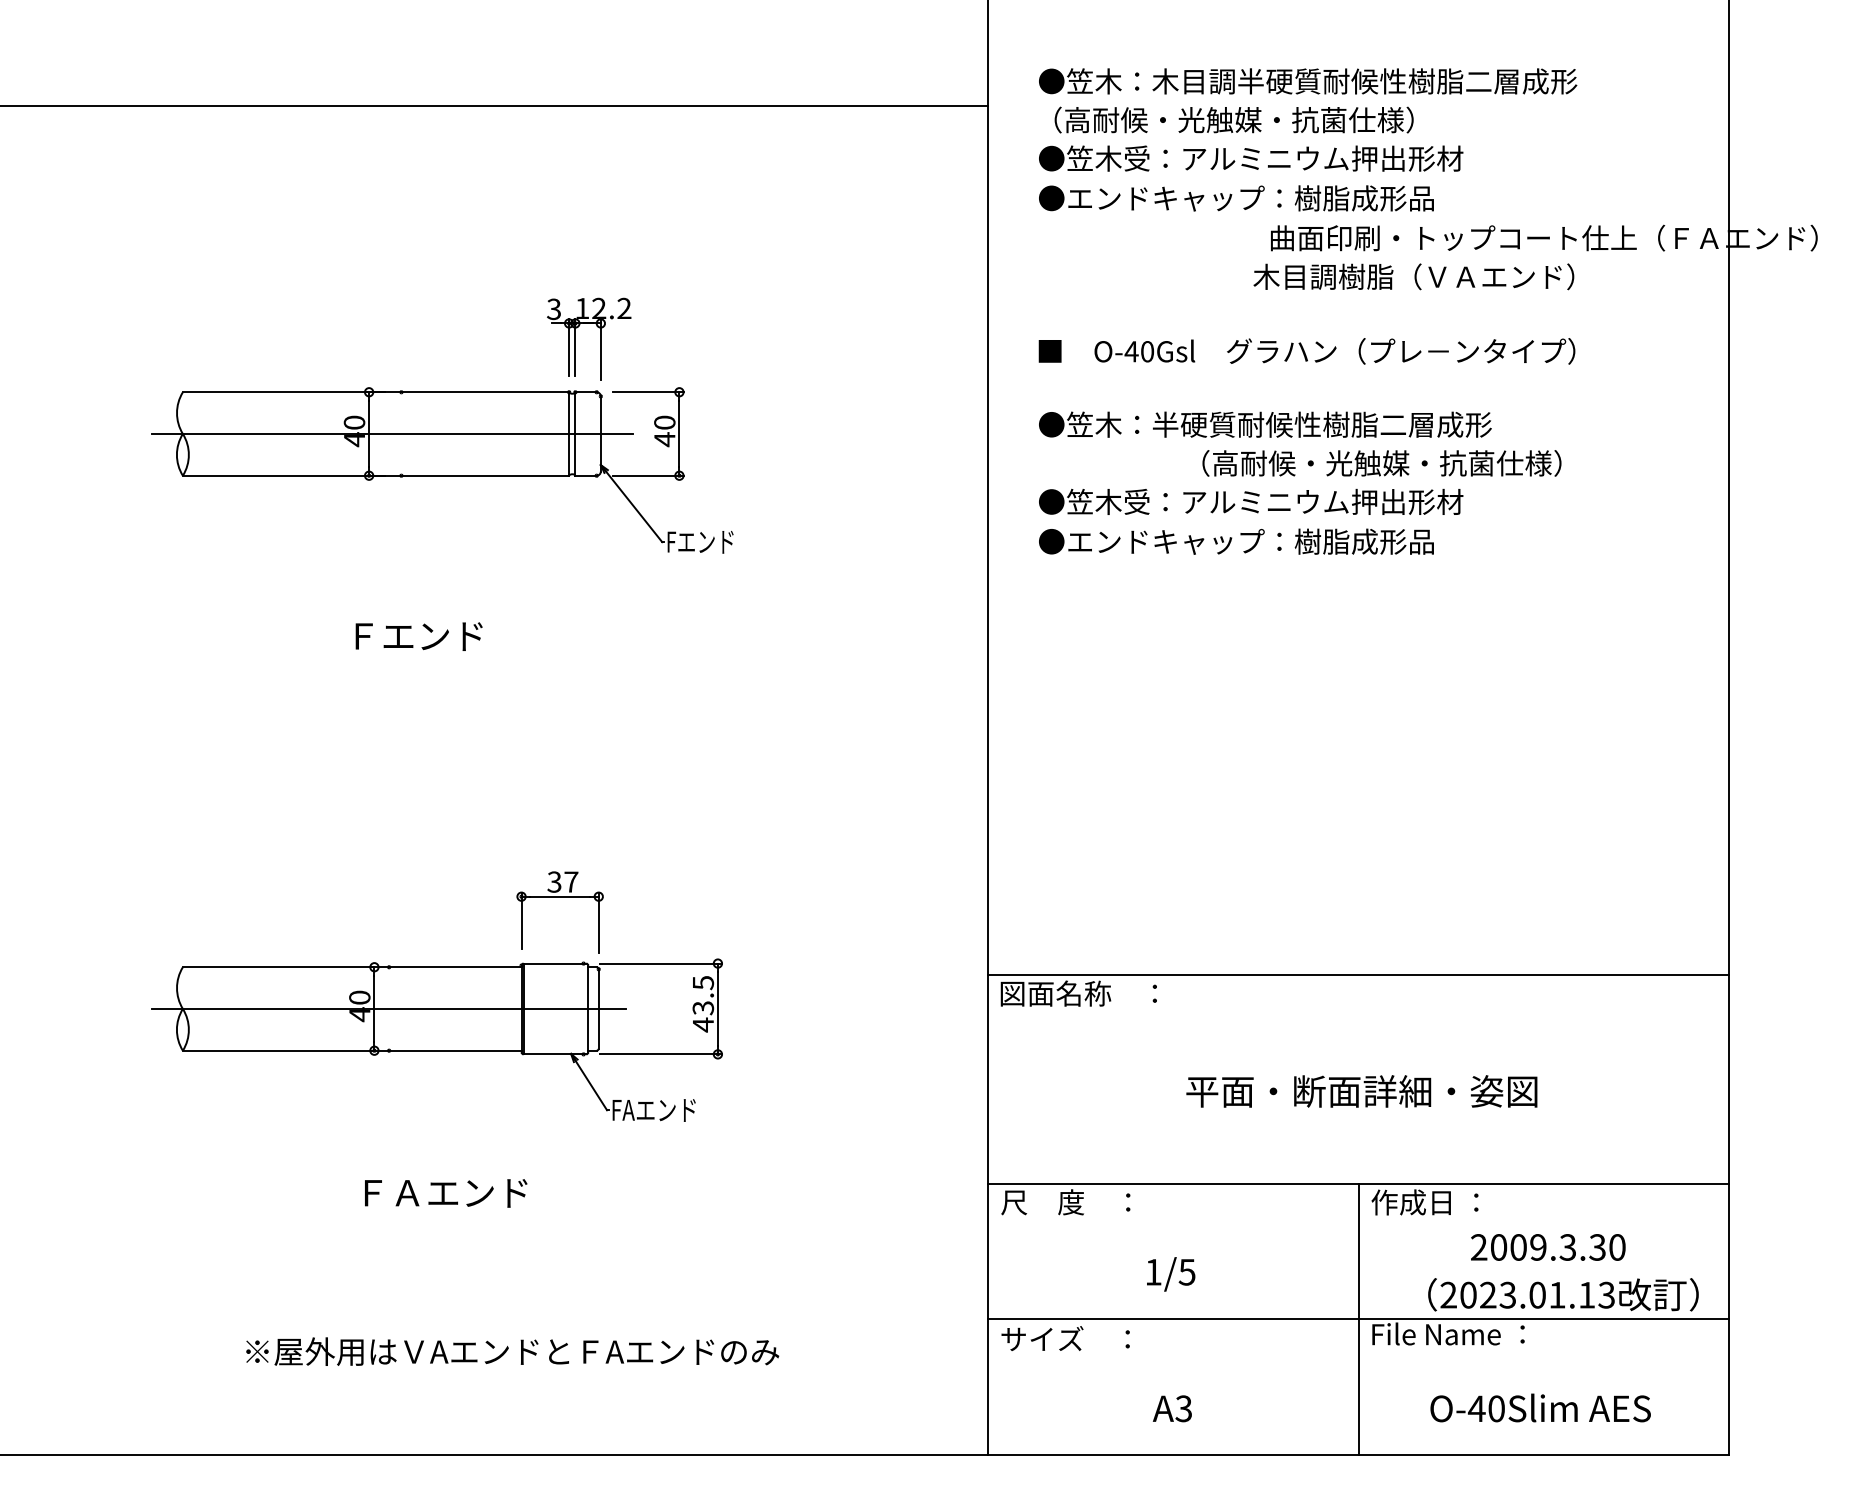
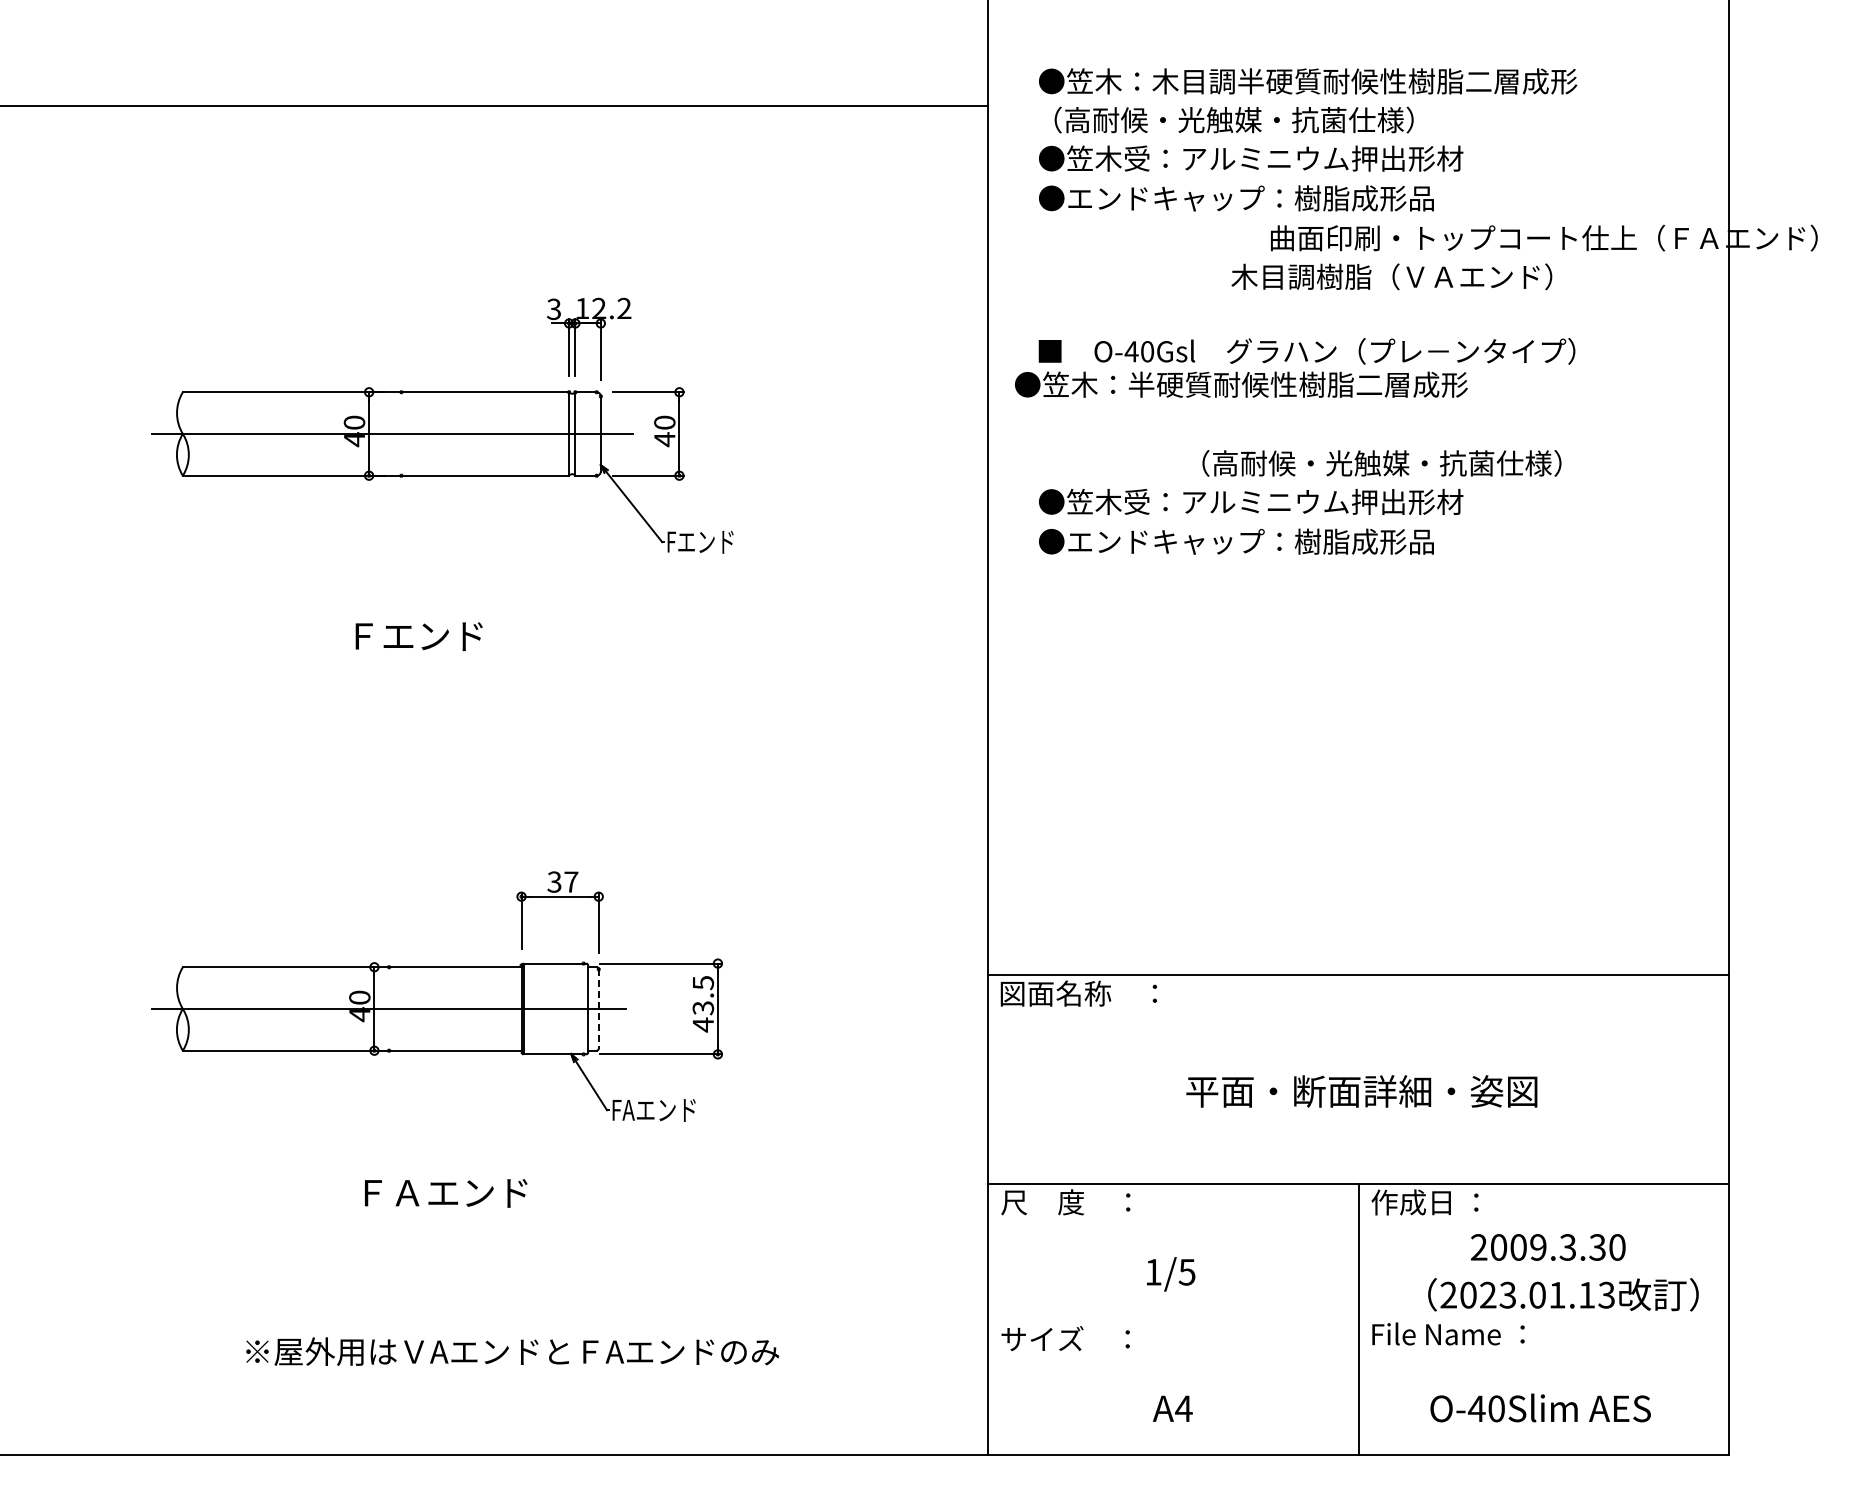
text position: (1413, 276) -> (1391, 276) (1391, 276)
text position: (1265, 424) -> (1241, 384) (1241, 384)
line: solid -> dashed (598, 1008)
line: present -> none (1358, 1319)
text: A3 -> A4 (1183, 1408)
